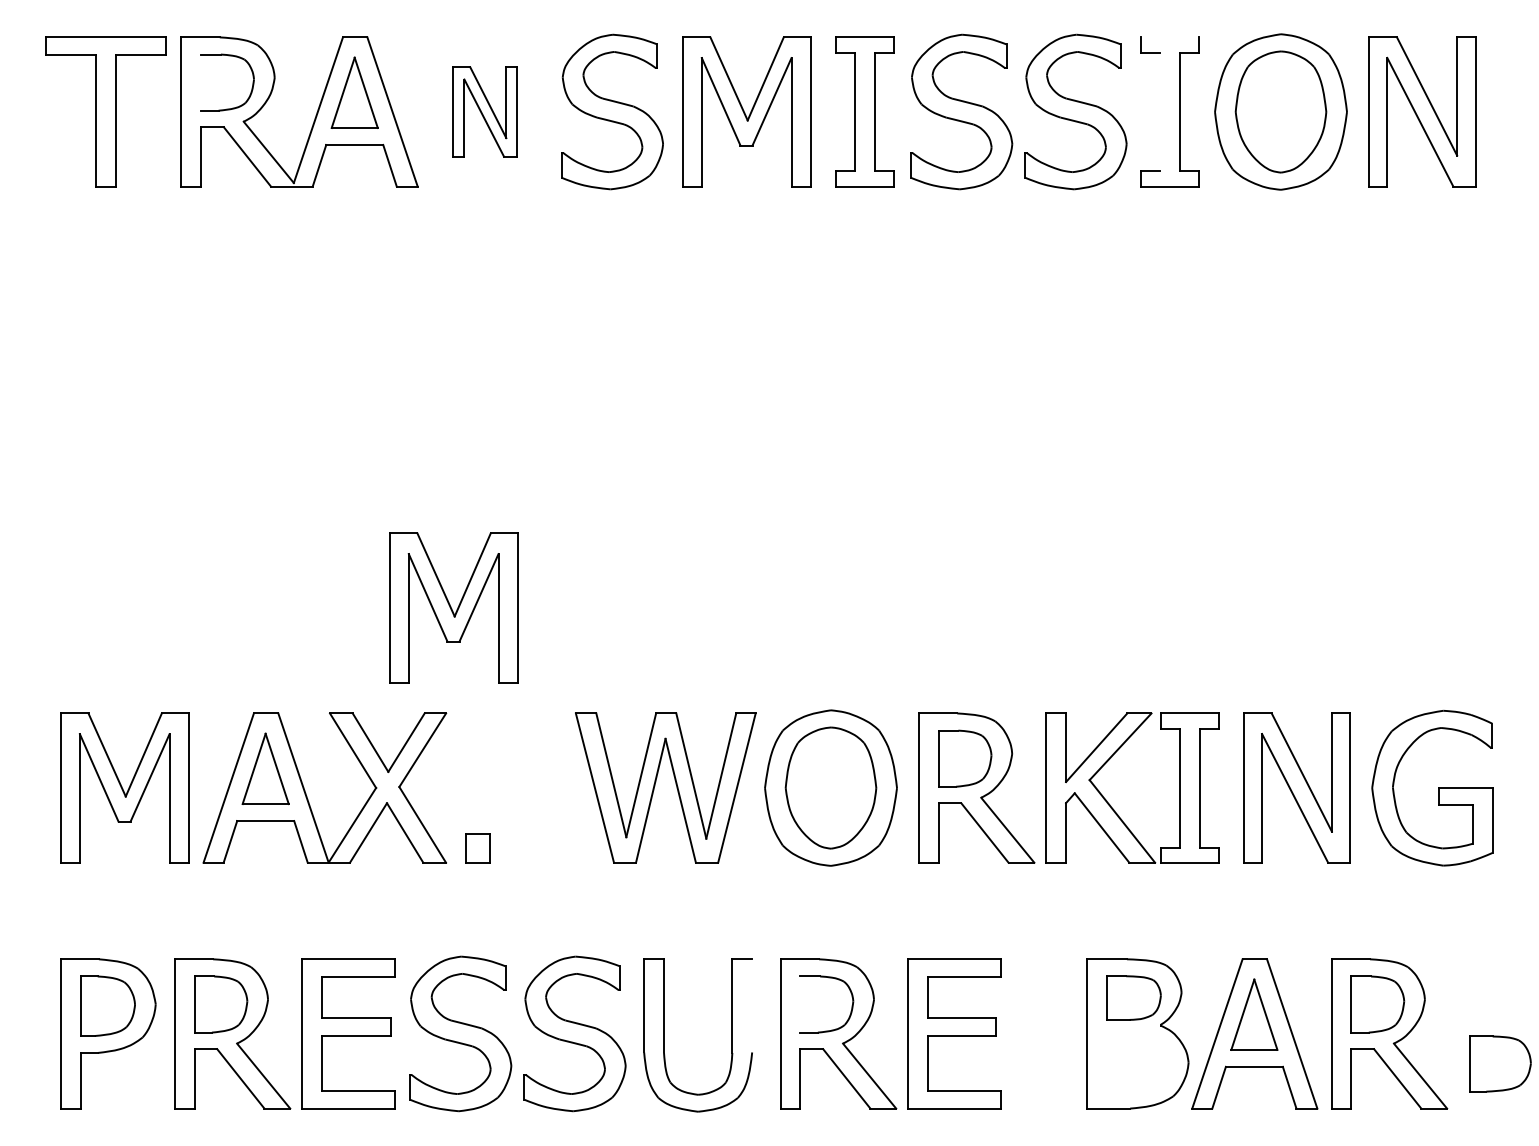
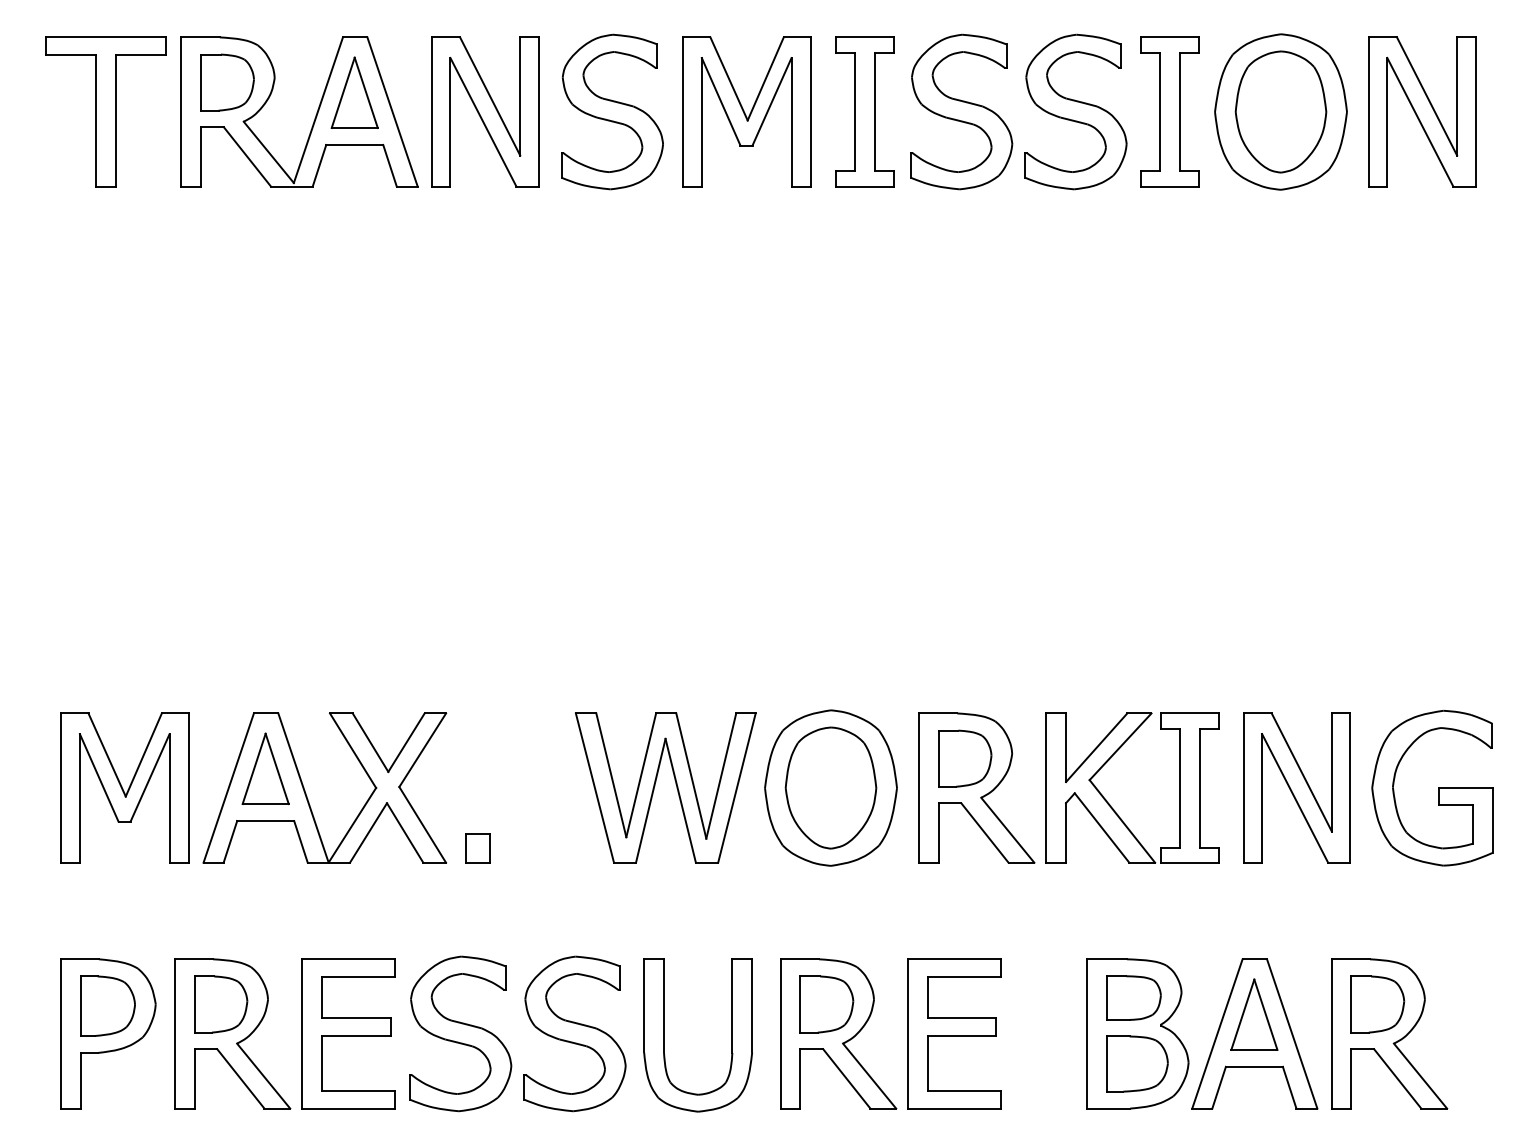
line: none -> present (1169, 37)
line: none -> present (201, 82)
part size: 66x92 px -> 109x152 px (485, 111)
line: none -> present (1160, 111)
part: present -> none (453, 607)
line: none -> present (800, 1004)
line: none -> present (752, 1005)
part position: (1500, 1063) -> (1137, 1063) (1137, 1063)
